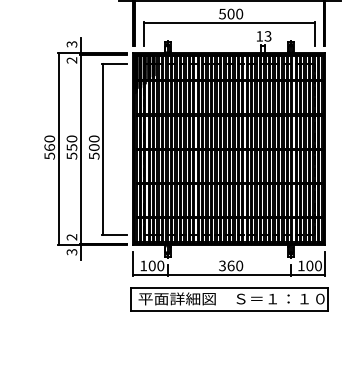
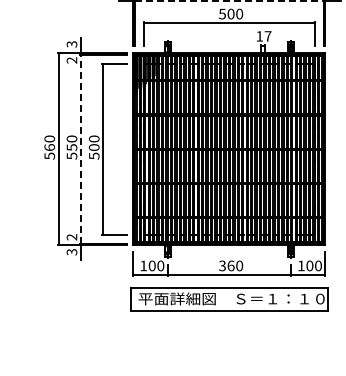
line: solid -> dashed (229, 1)
text: 13 -> 17 (267, 36)
line: solid -> dashed (81, 148)
